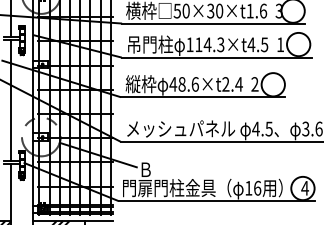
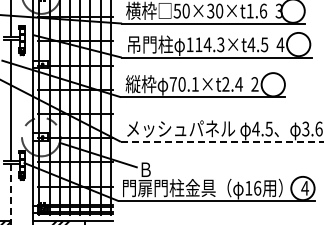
text: 1 -> 4 (280, 44)
text: 48.6×t2.4 -> 70.1×t2.4 (183, 84)
line: solid -> dashed (222, 141)
line: solid -> dashed (11, 194)
